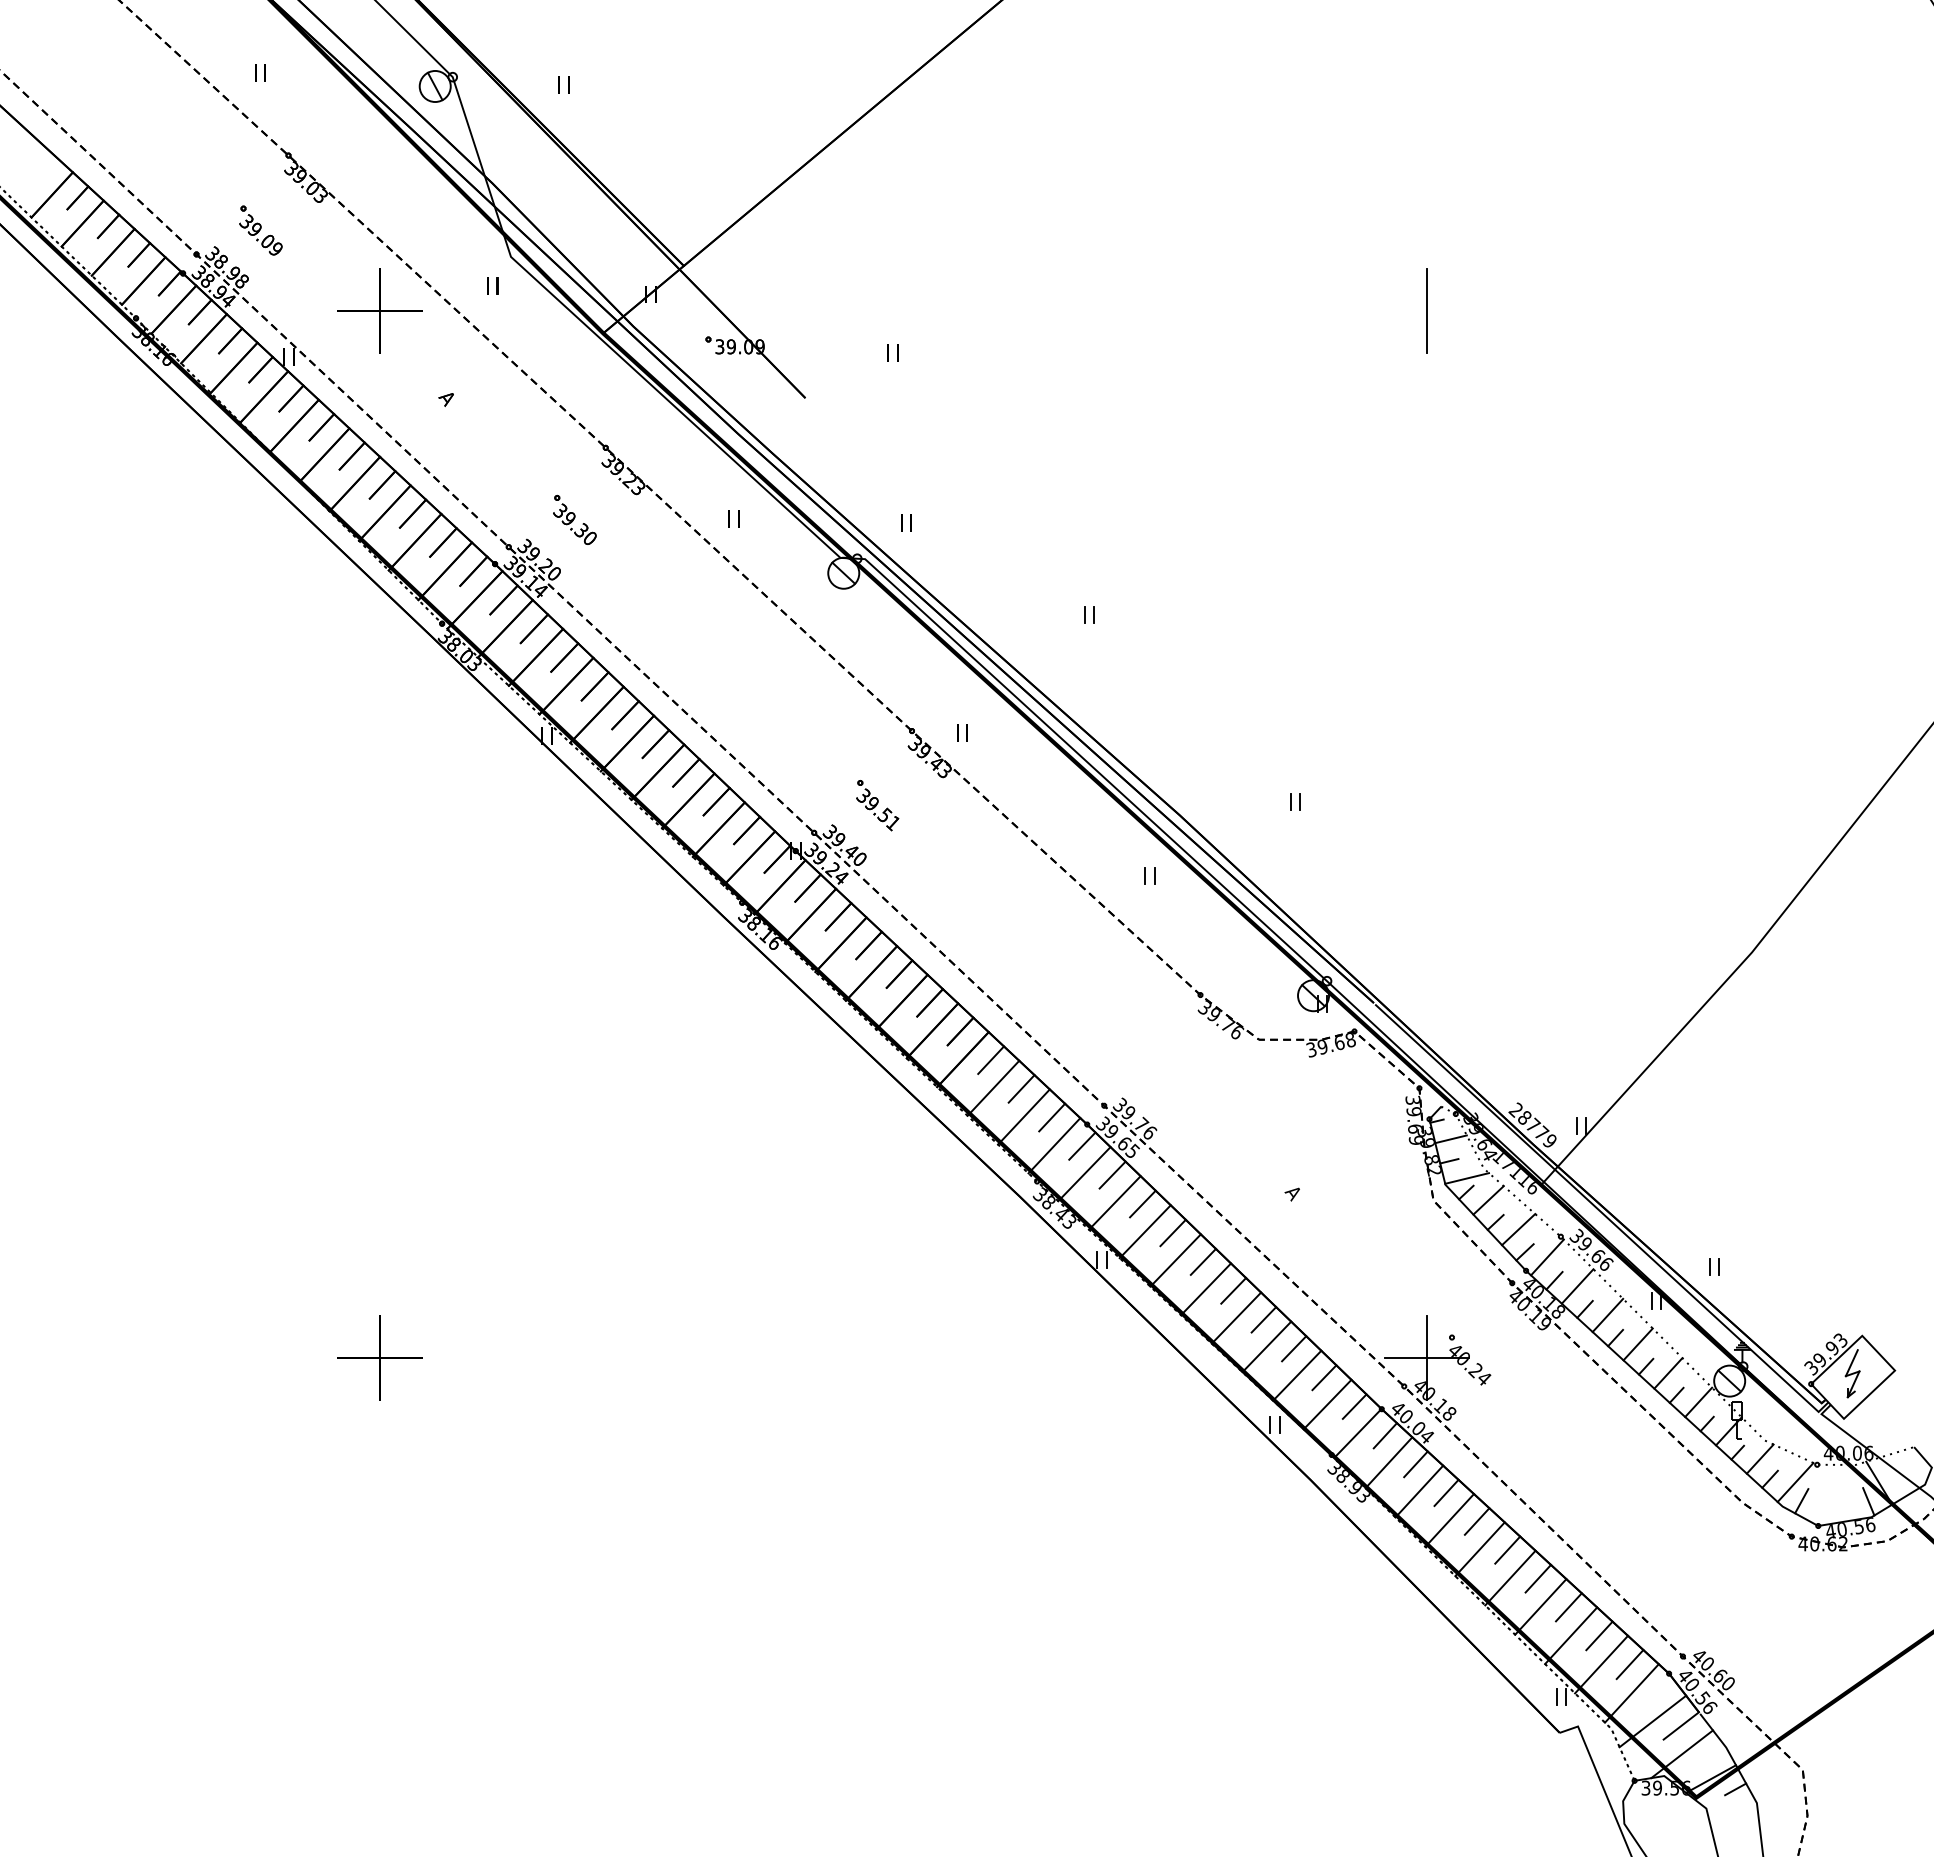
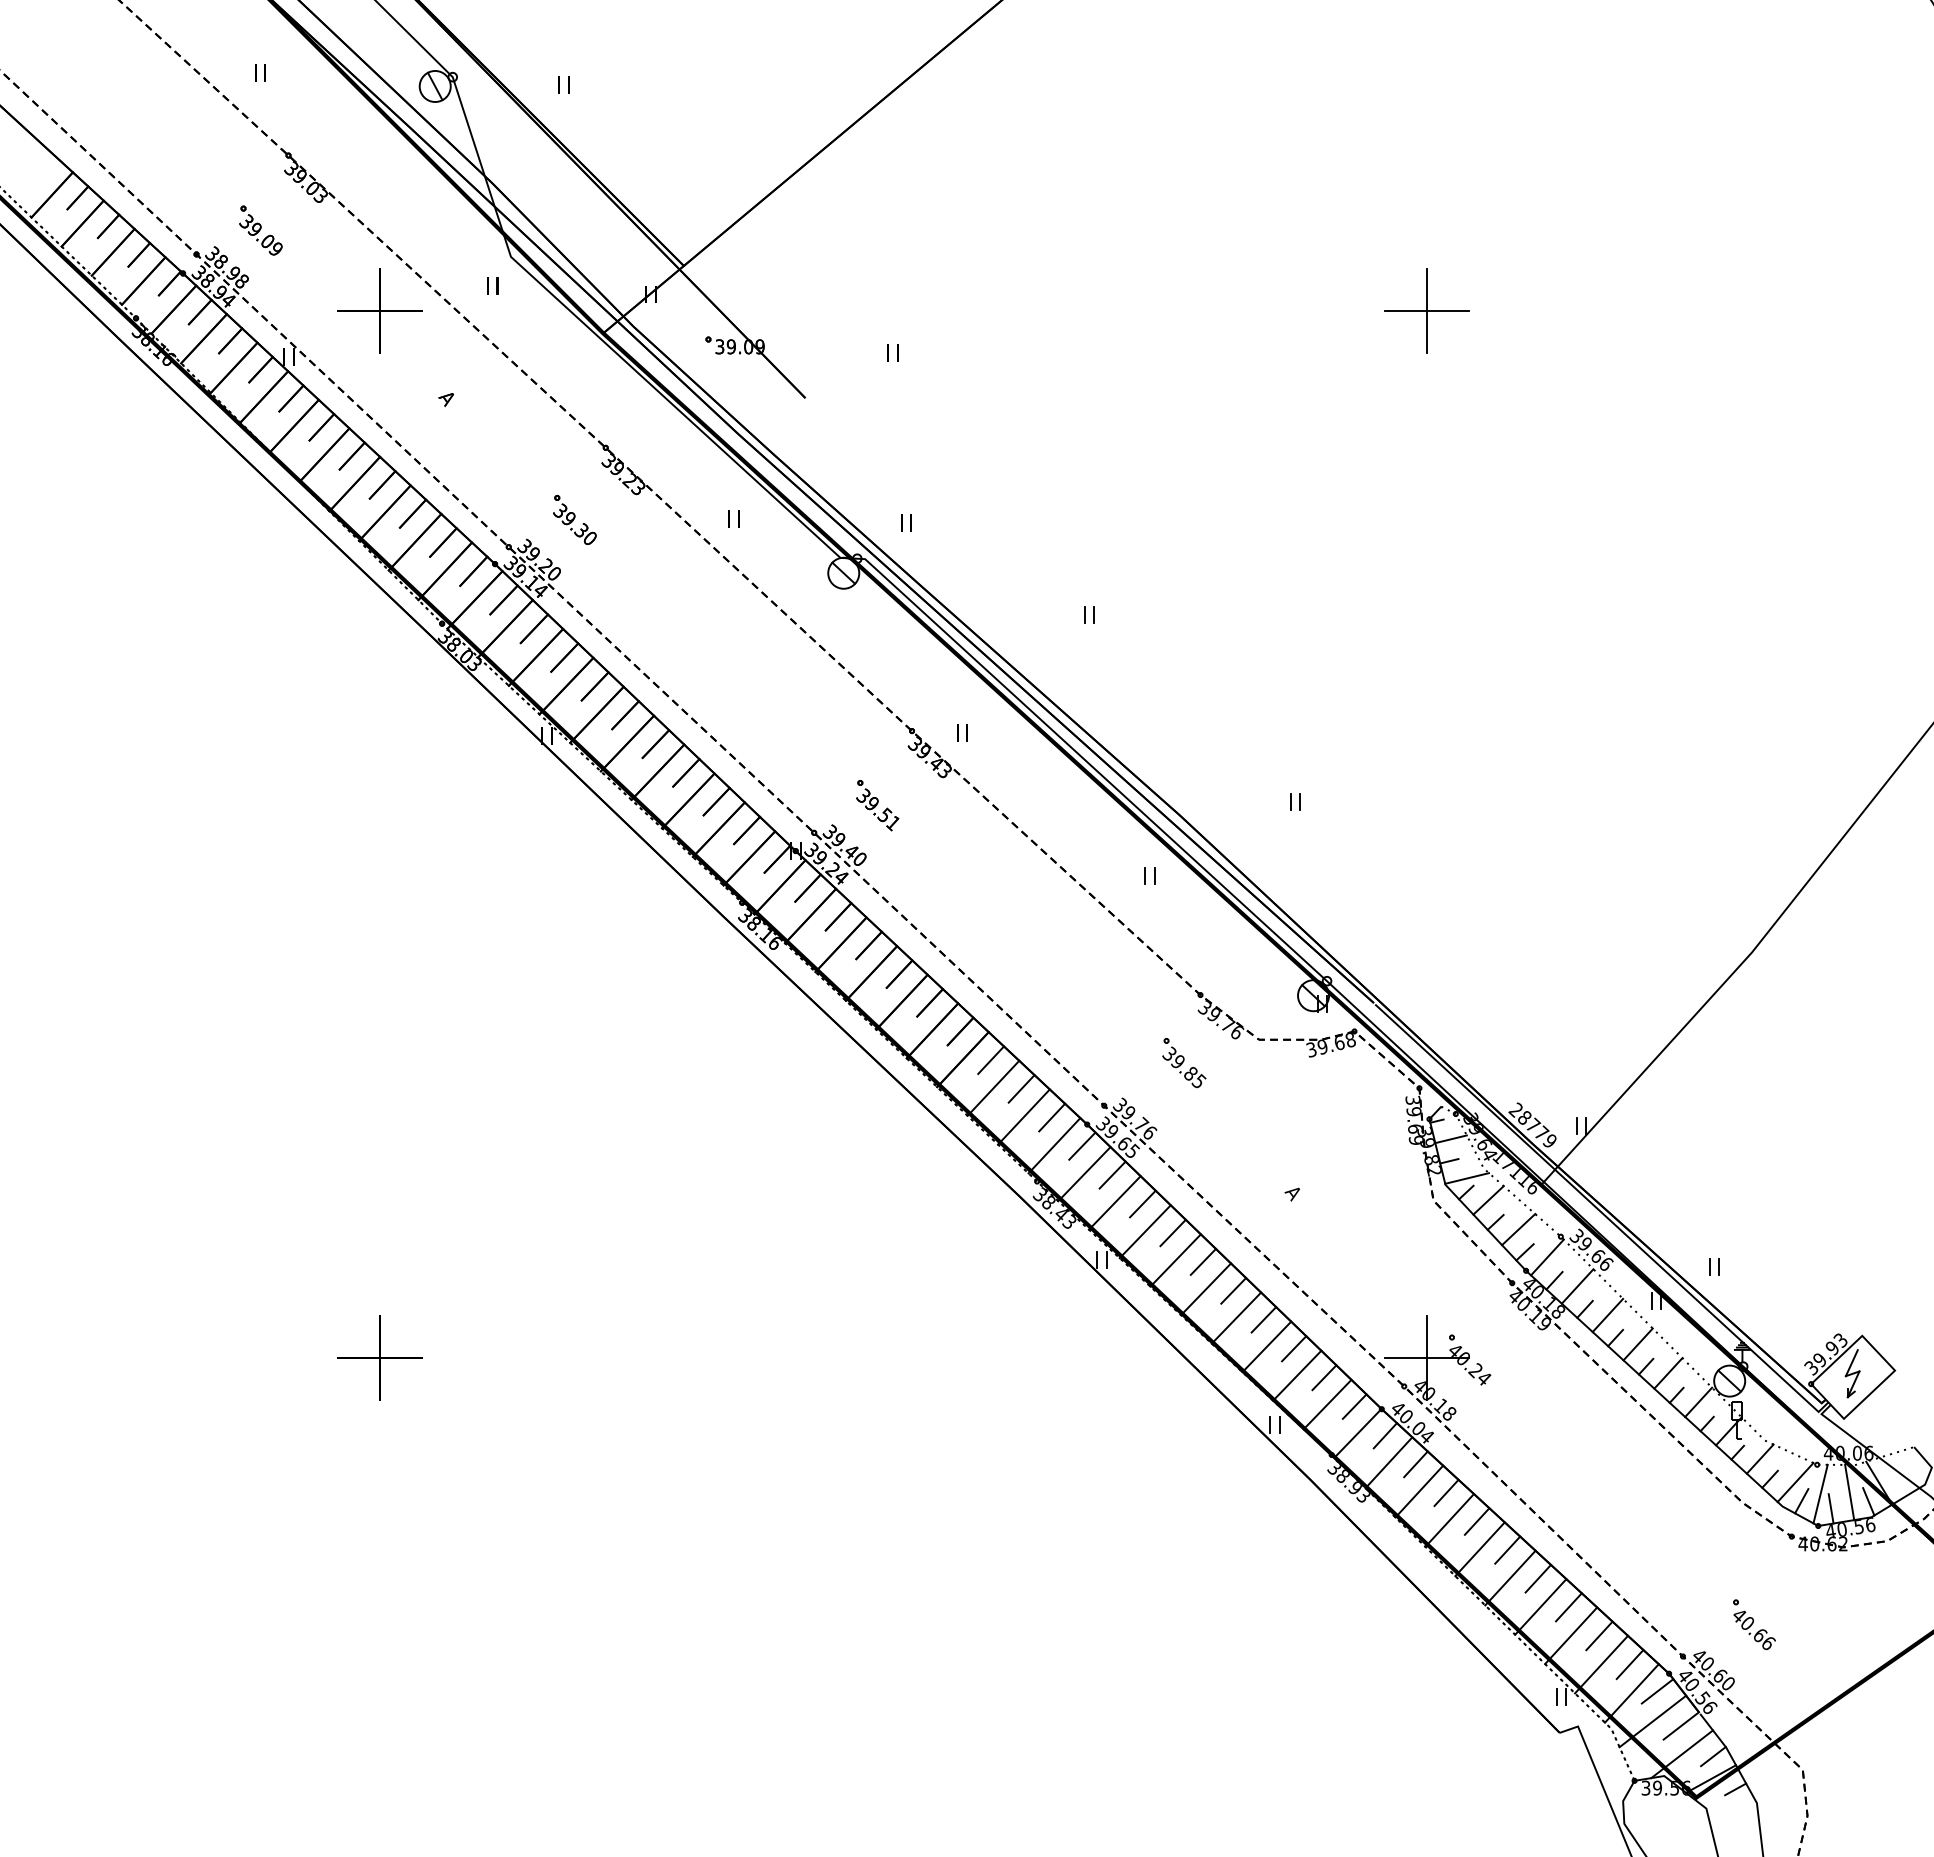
line: none -> present (1426, 311)
part: none -> present (1184, 1063)
line: none -> present (1849, 1492)
line: none -> present (1820, 1493)
line: none -> present (1830, 1508)
part: none -> present (1754, 1624)
line: none -> present (1657, 1691)
line: none -> present (1713, 1756)
